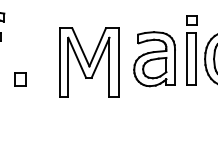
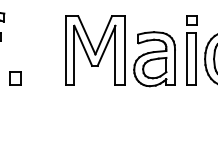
part position: (89, 62) -> (95, 50) (95, 50)
part position: (20, 79) -> (15, 78) (15, 78)
